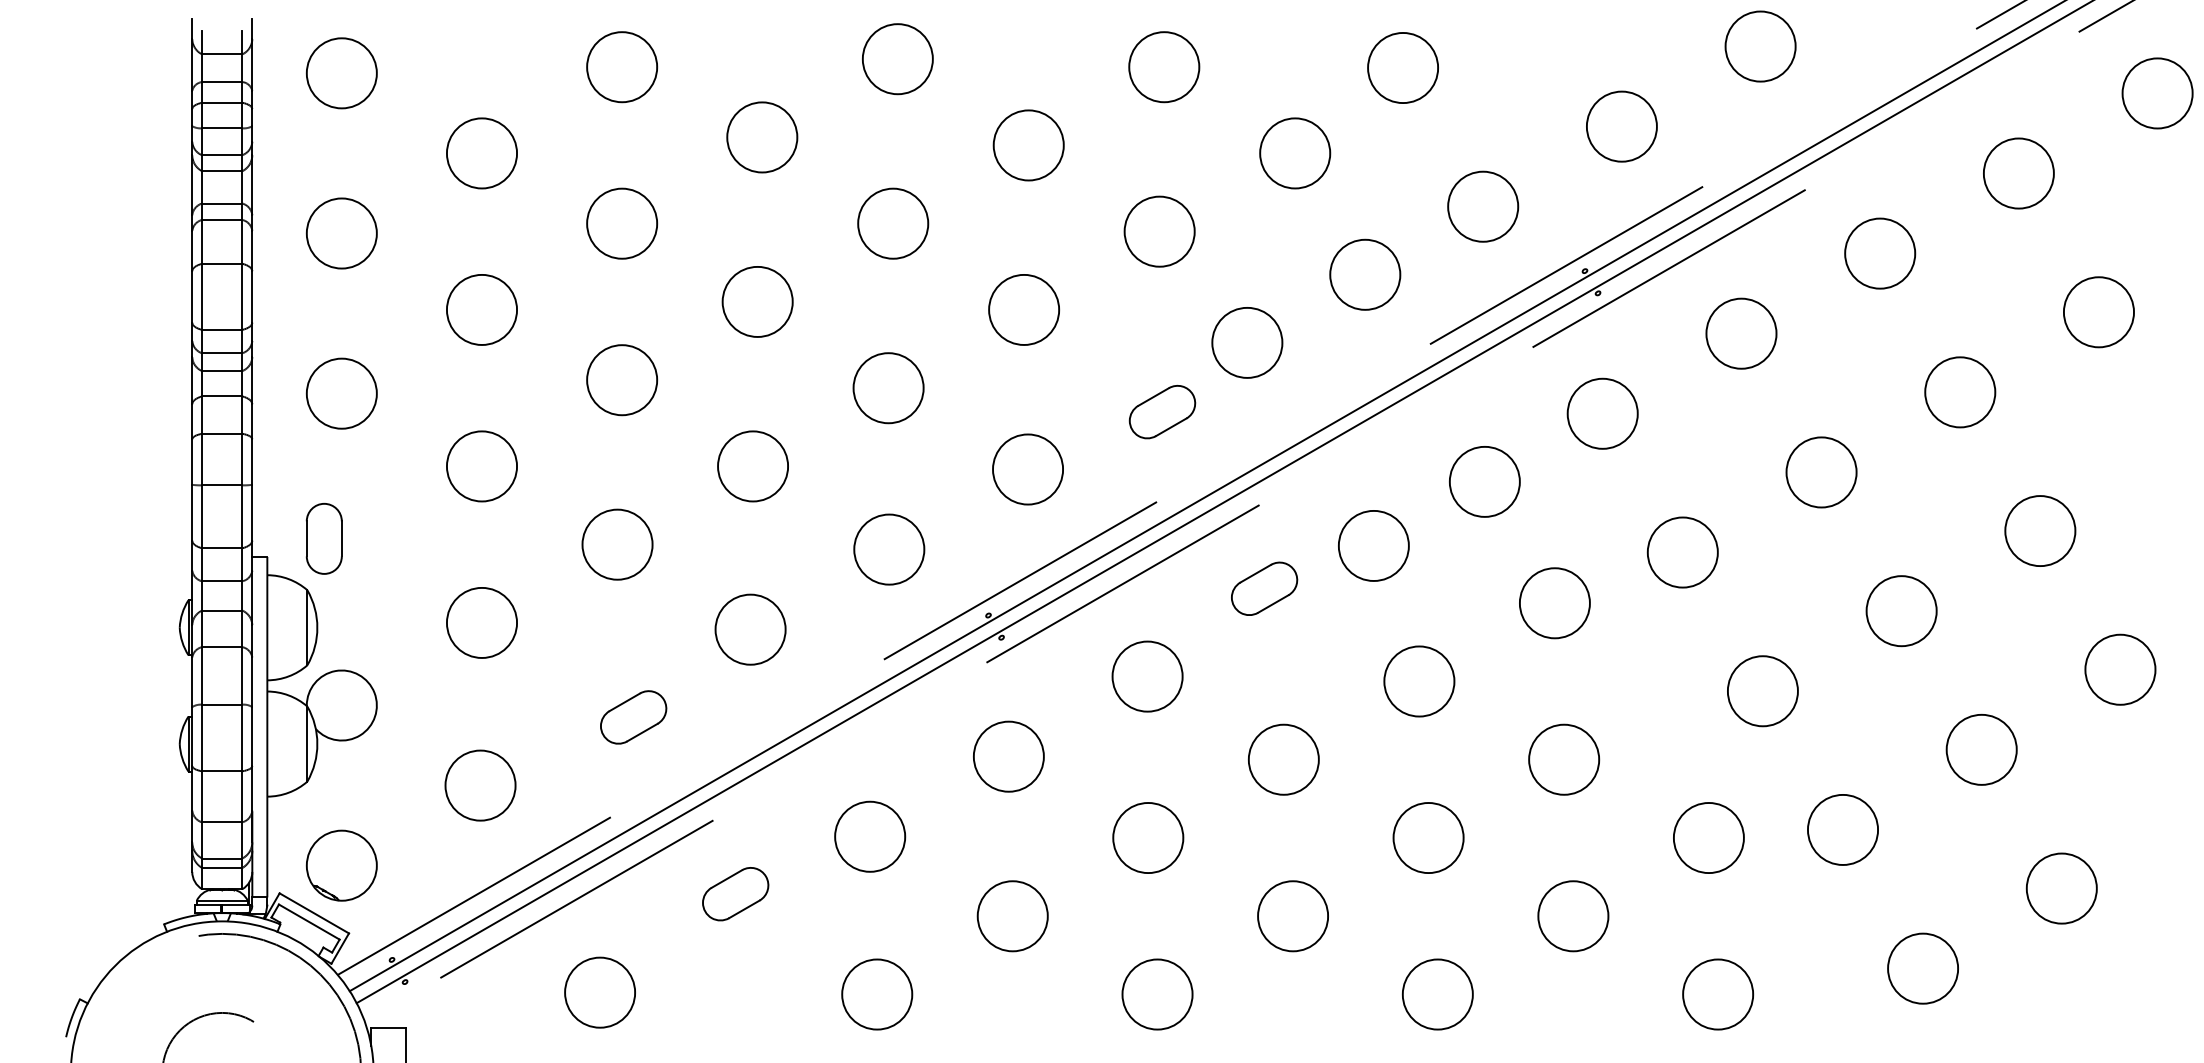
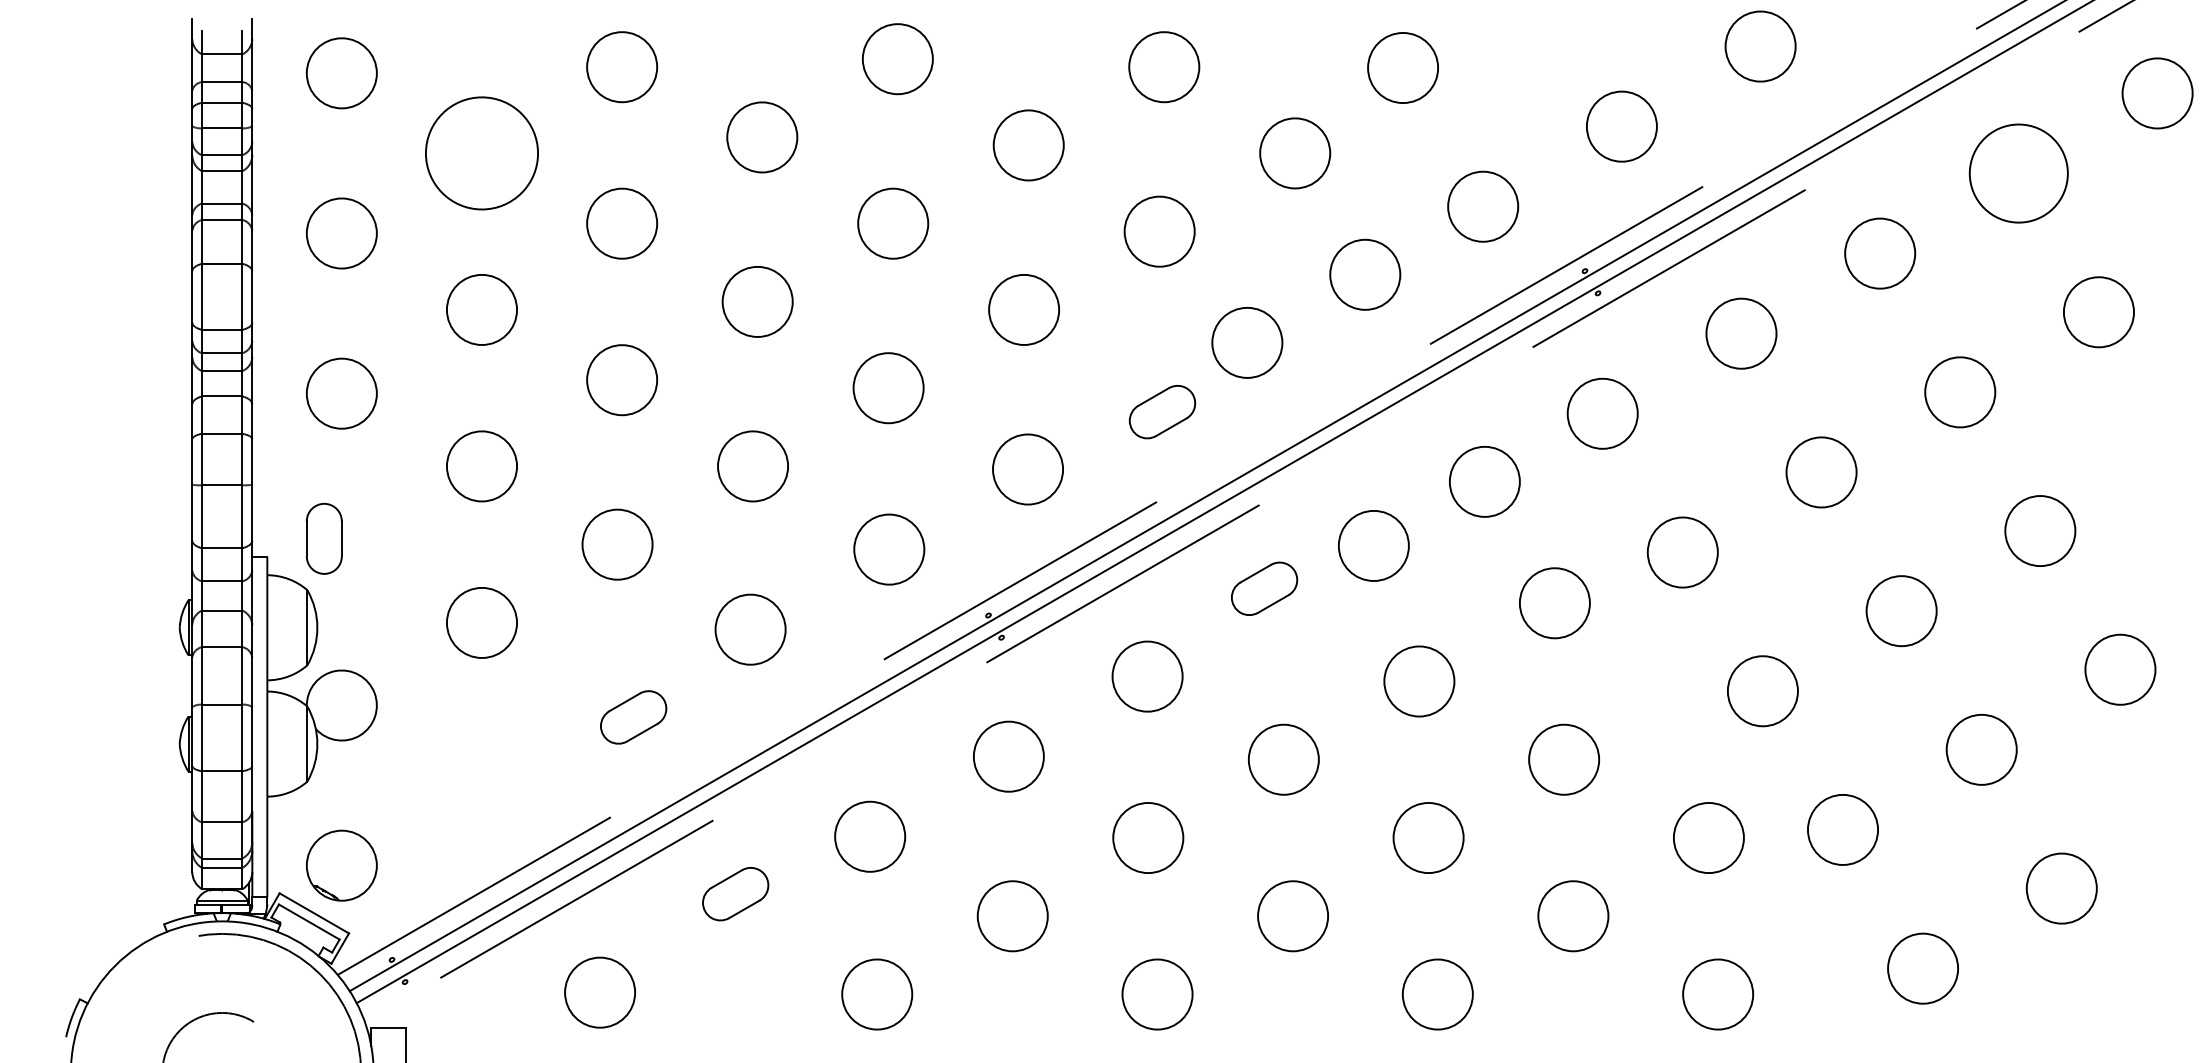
circle diameter: 70 px -> 112 px (481, 153)
circle size: 72x73 px -> 101x101 px (2018, 173)
circle: present -> none (480, 785)
